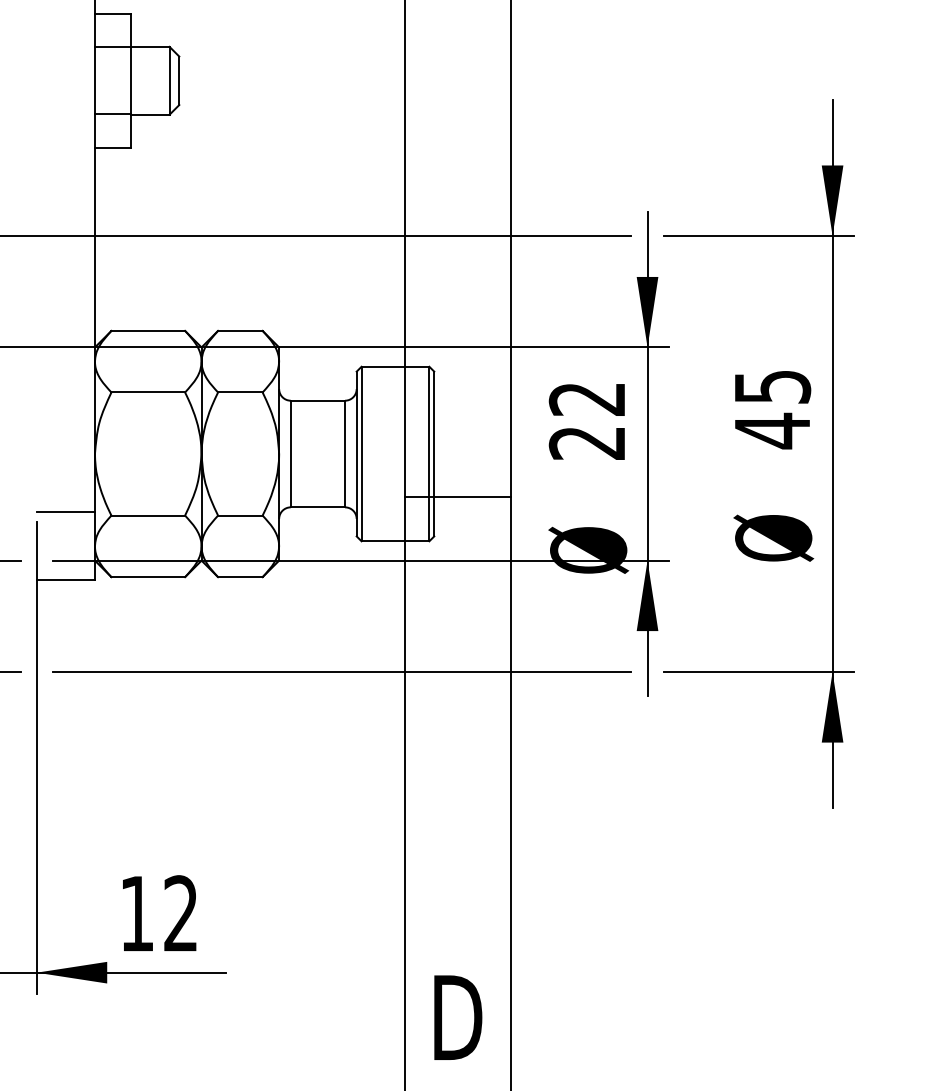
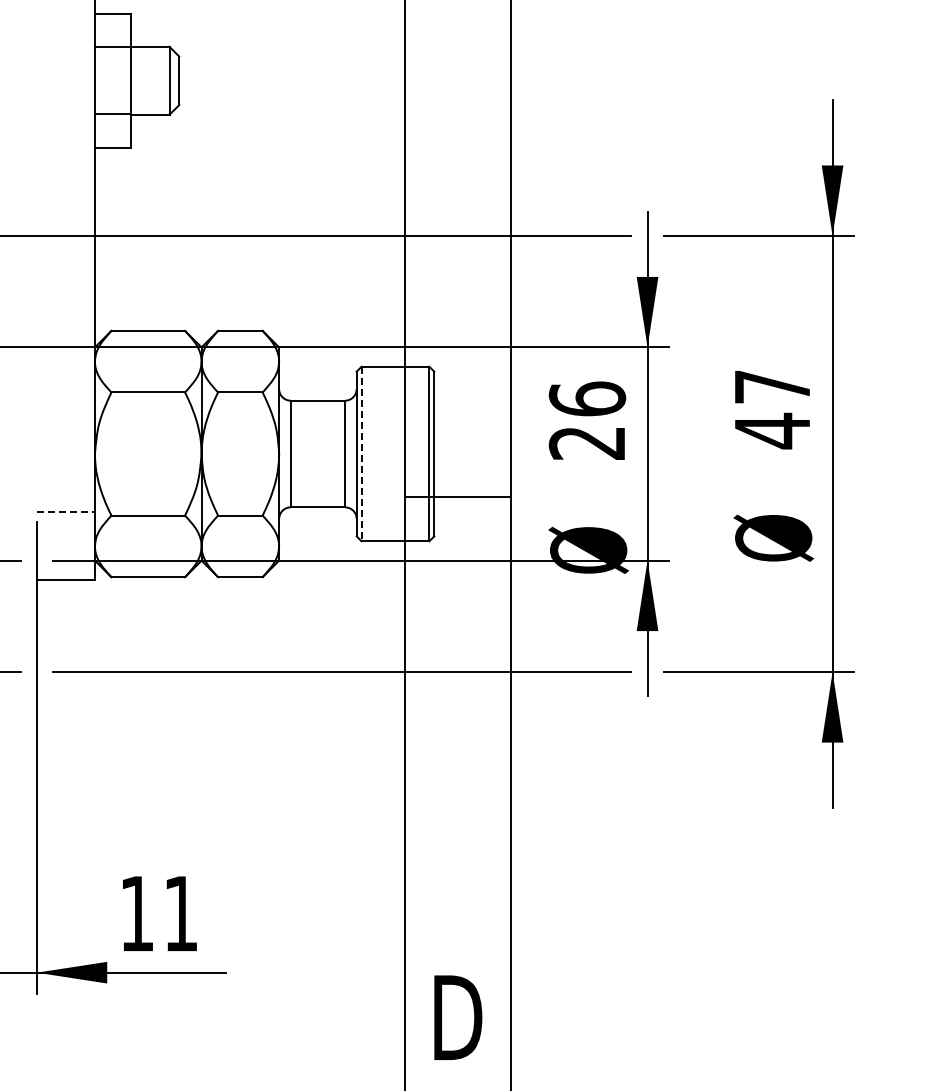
text: 45 -> 47 (773, 386)
text: 22 -> 26 (587, 398)
line: solid -> dashed (361, 454)
line: solid -> dashed (66, 512)
text: 12 -> 11 (180, 913)
